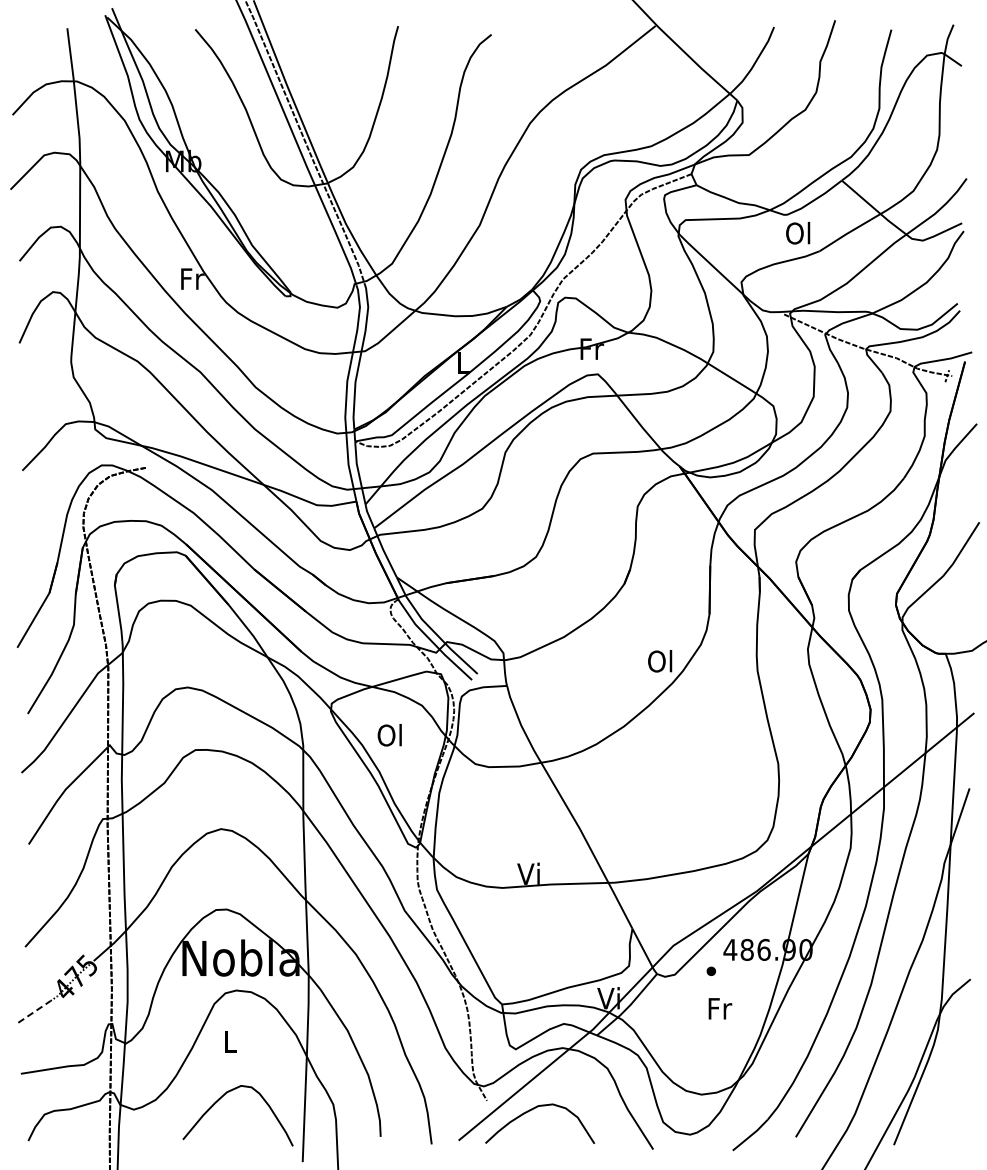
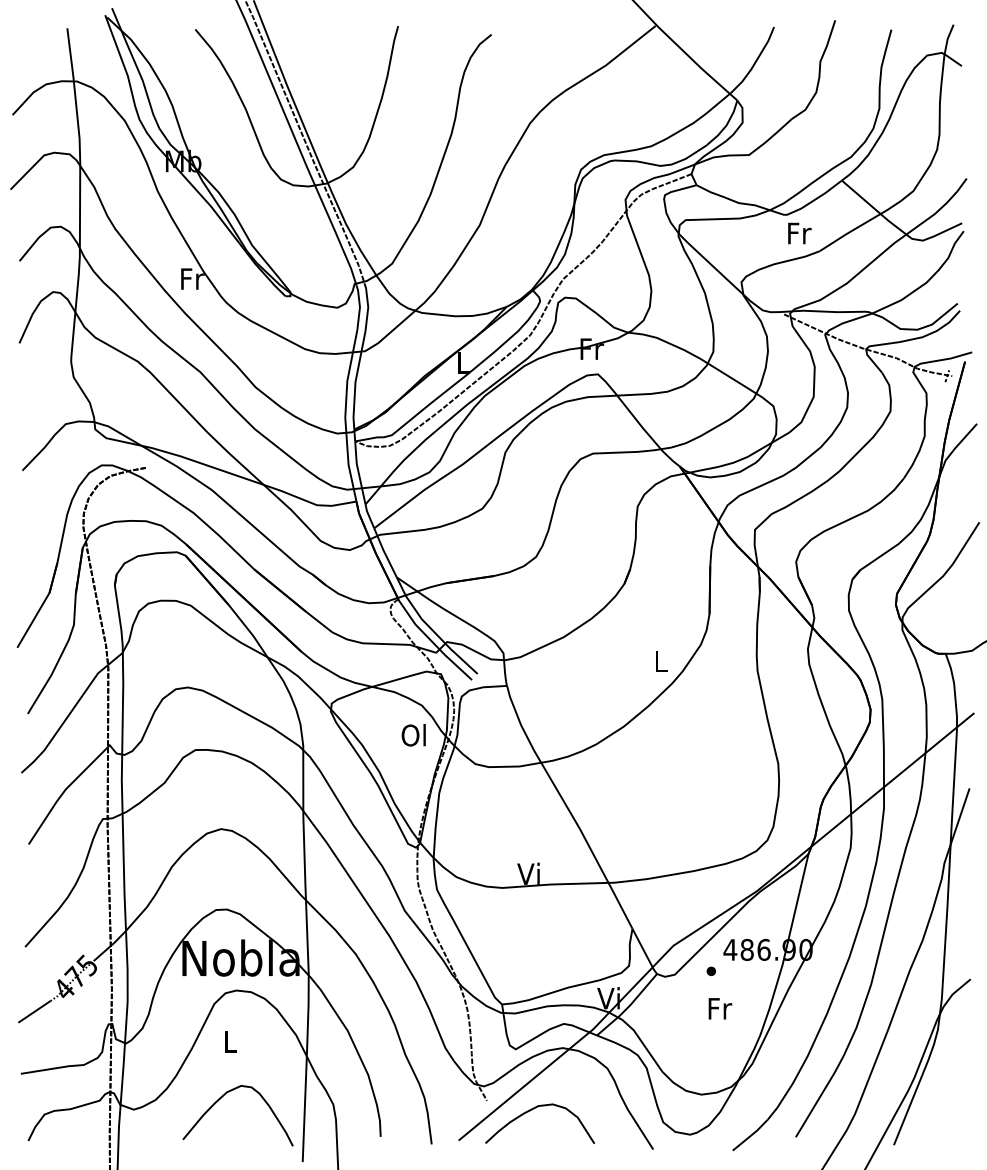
text: Ol -> Fr (798, 233)
text: Ol -> L (660, 661)
text position: (389, 735) -> (413, 735) (413, 735)
line: dashed -> solid (34, 1011)
